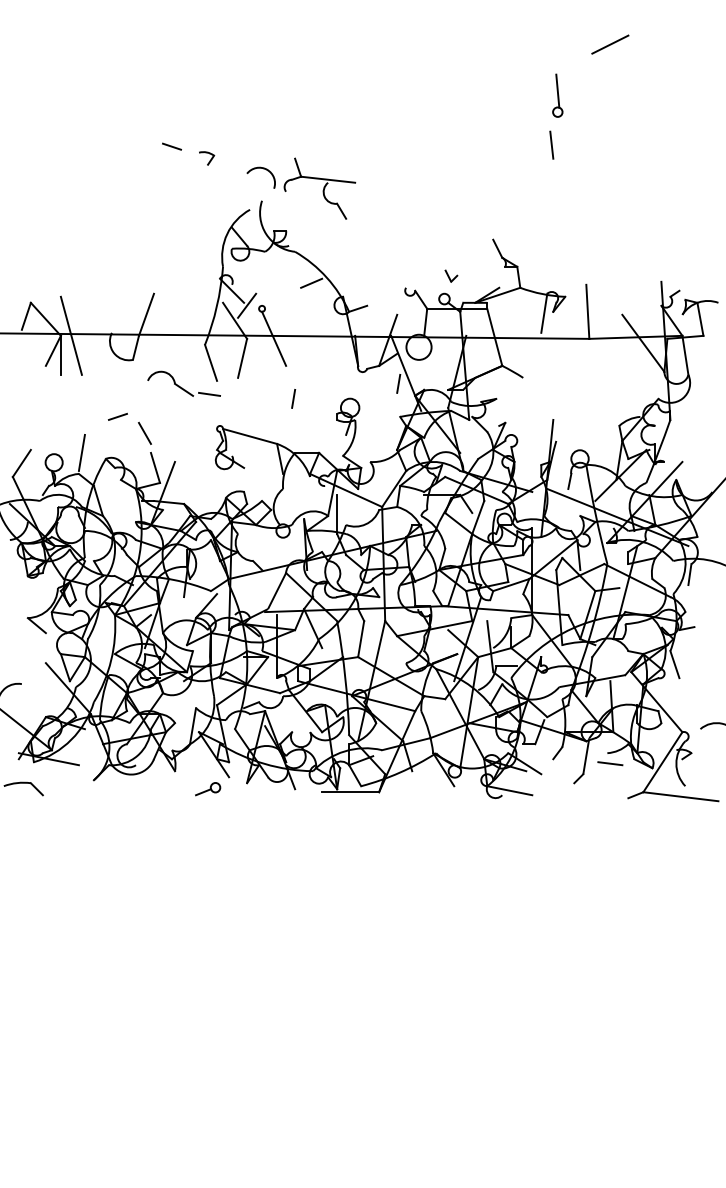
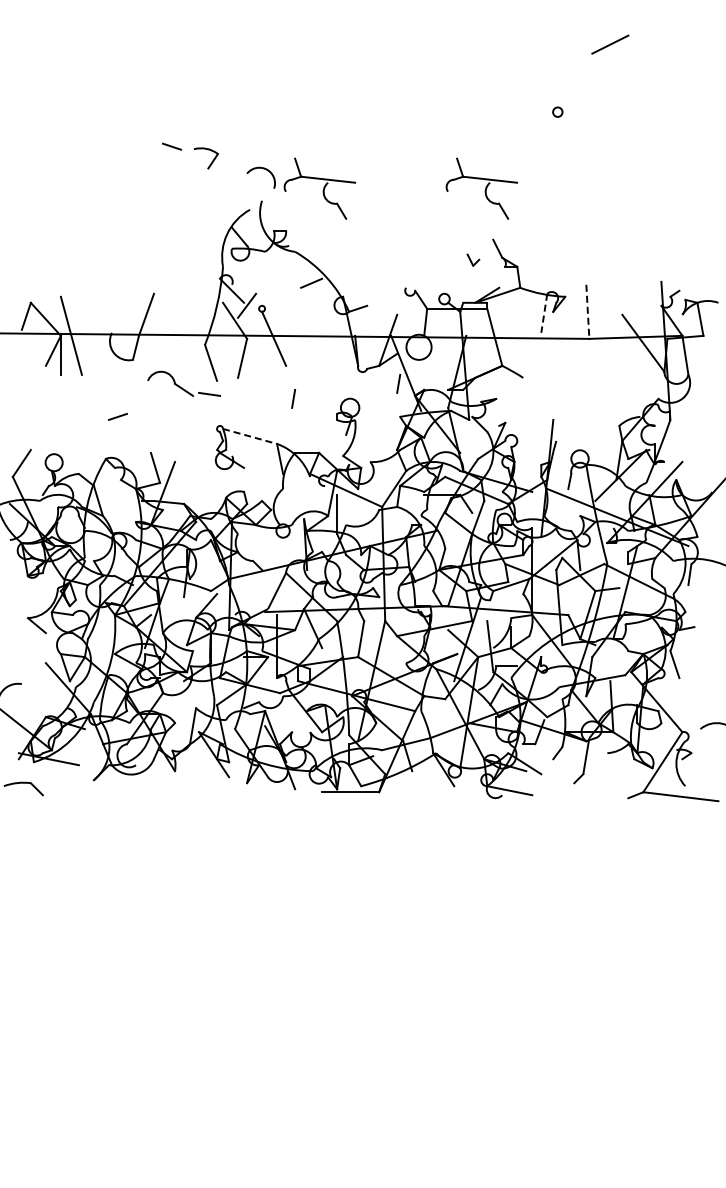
line: present -> none (557, 90)
line: present -> none (551, 144)
part size: 17x15 px -> 26x23 px (205, 158)
part: none -> present (481, 188)
part position: (451, 275) -> (473, 259) (473, 259)
line: solid -> dashed (587, 312)
line: solid -> dashed (544, 313)
line: present -> none (144, 432)
line: solid -> dashed (250, 436)
line: present -> none (81, 452)
line: present -> none (610, 763)
part: present -> none (208, 789)
